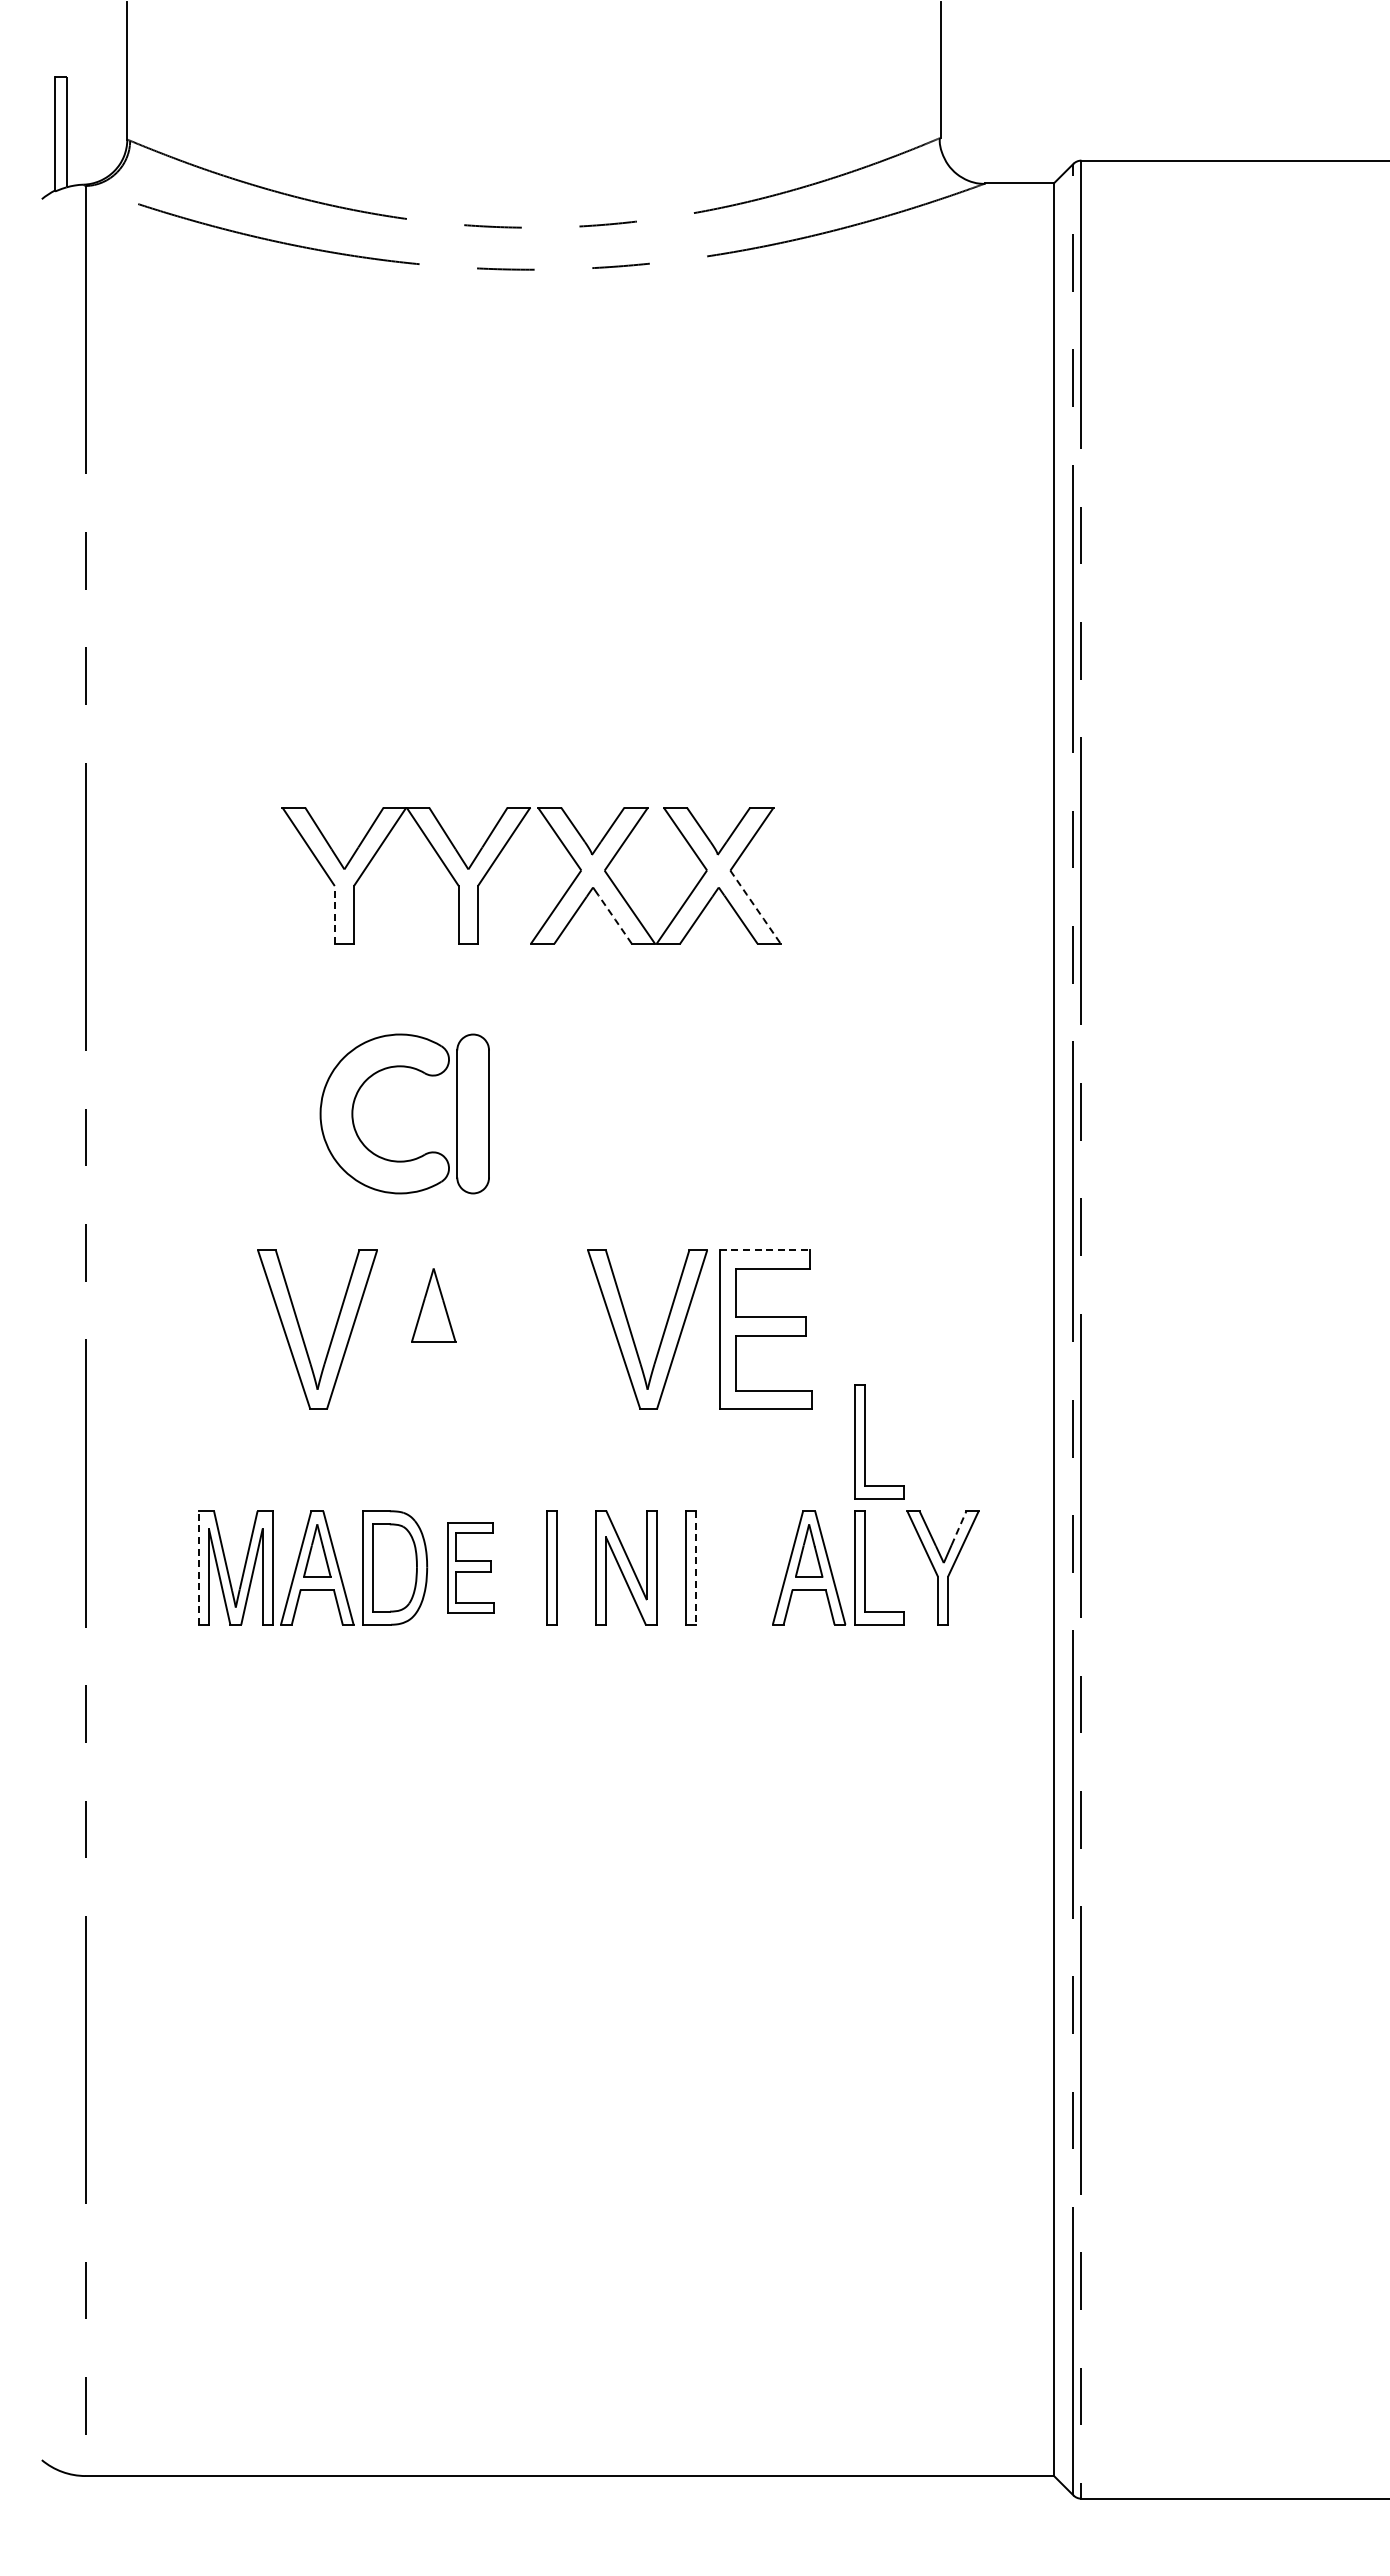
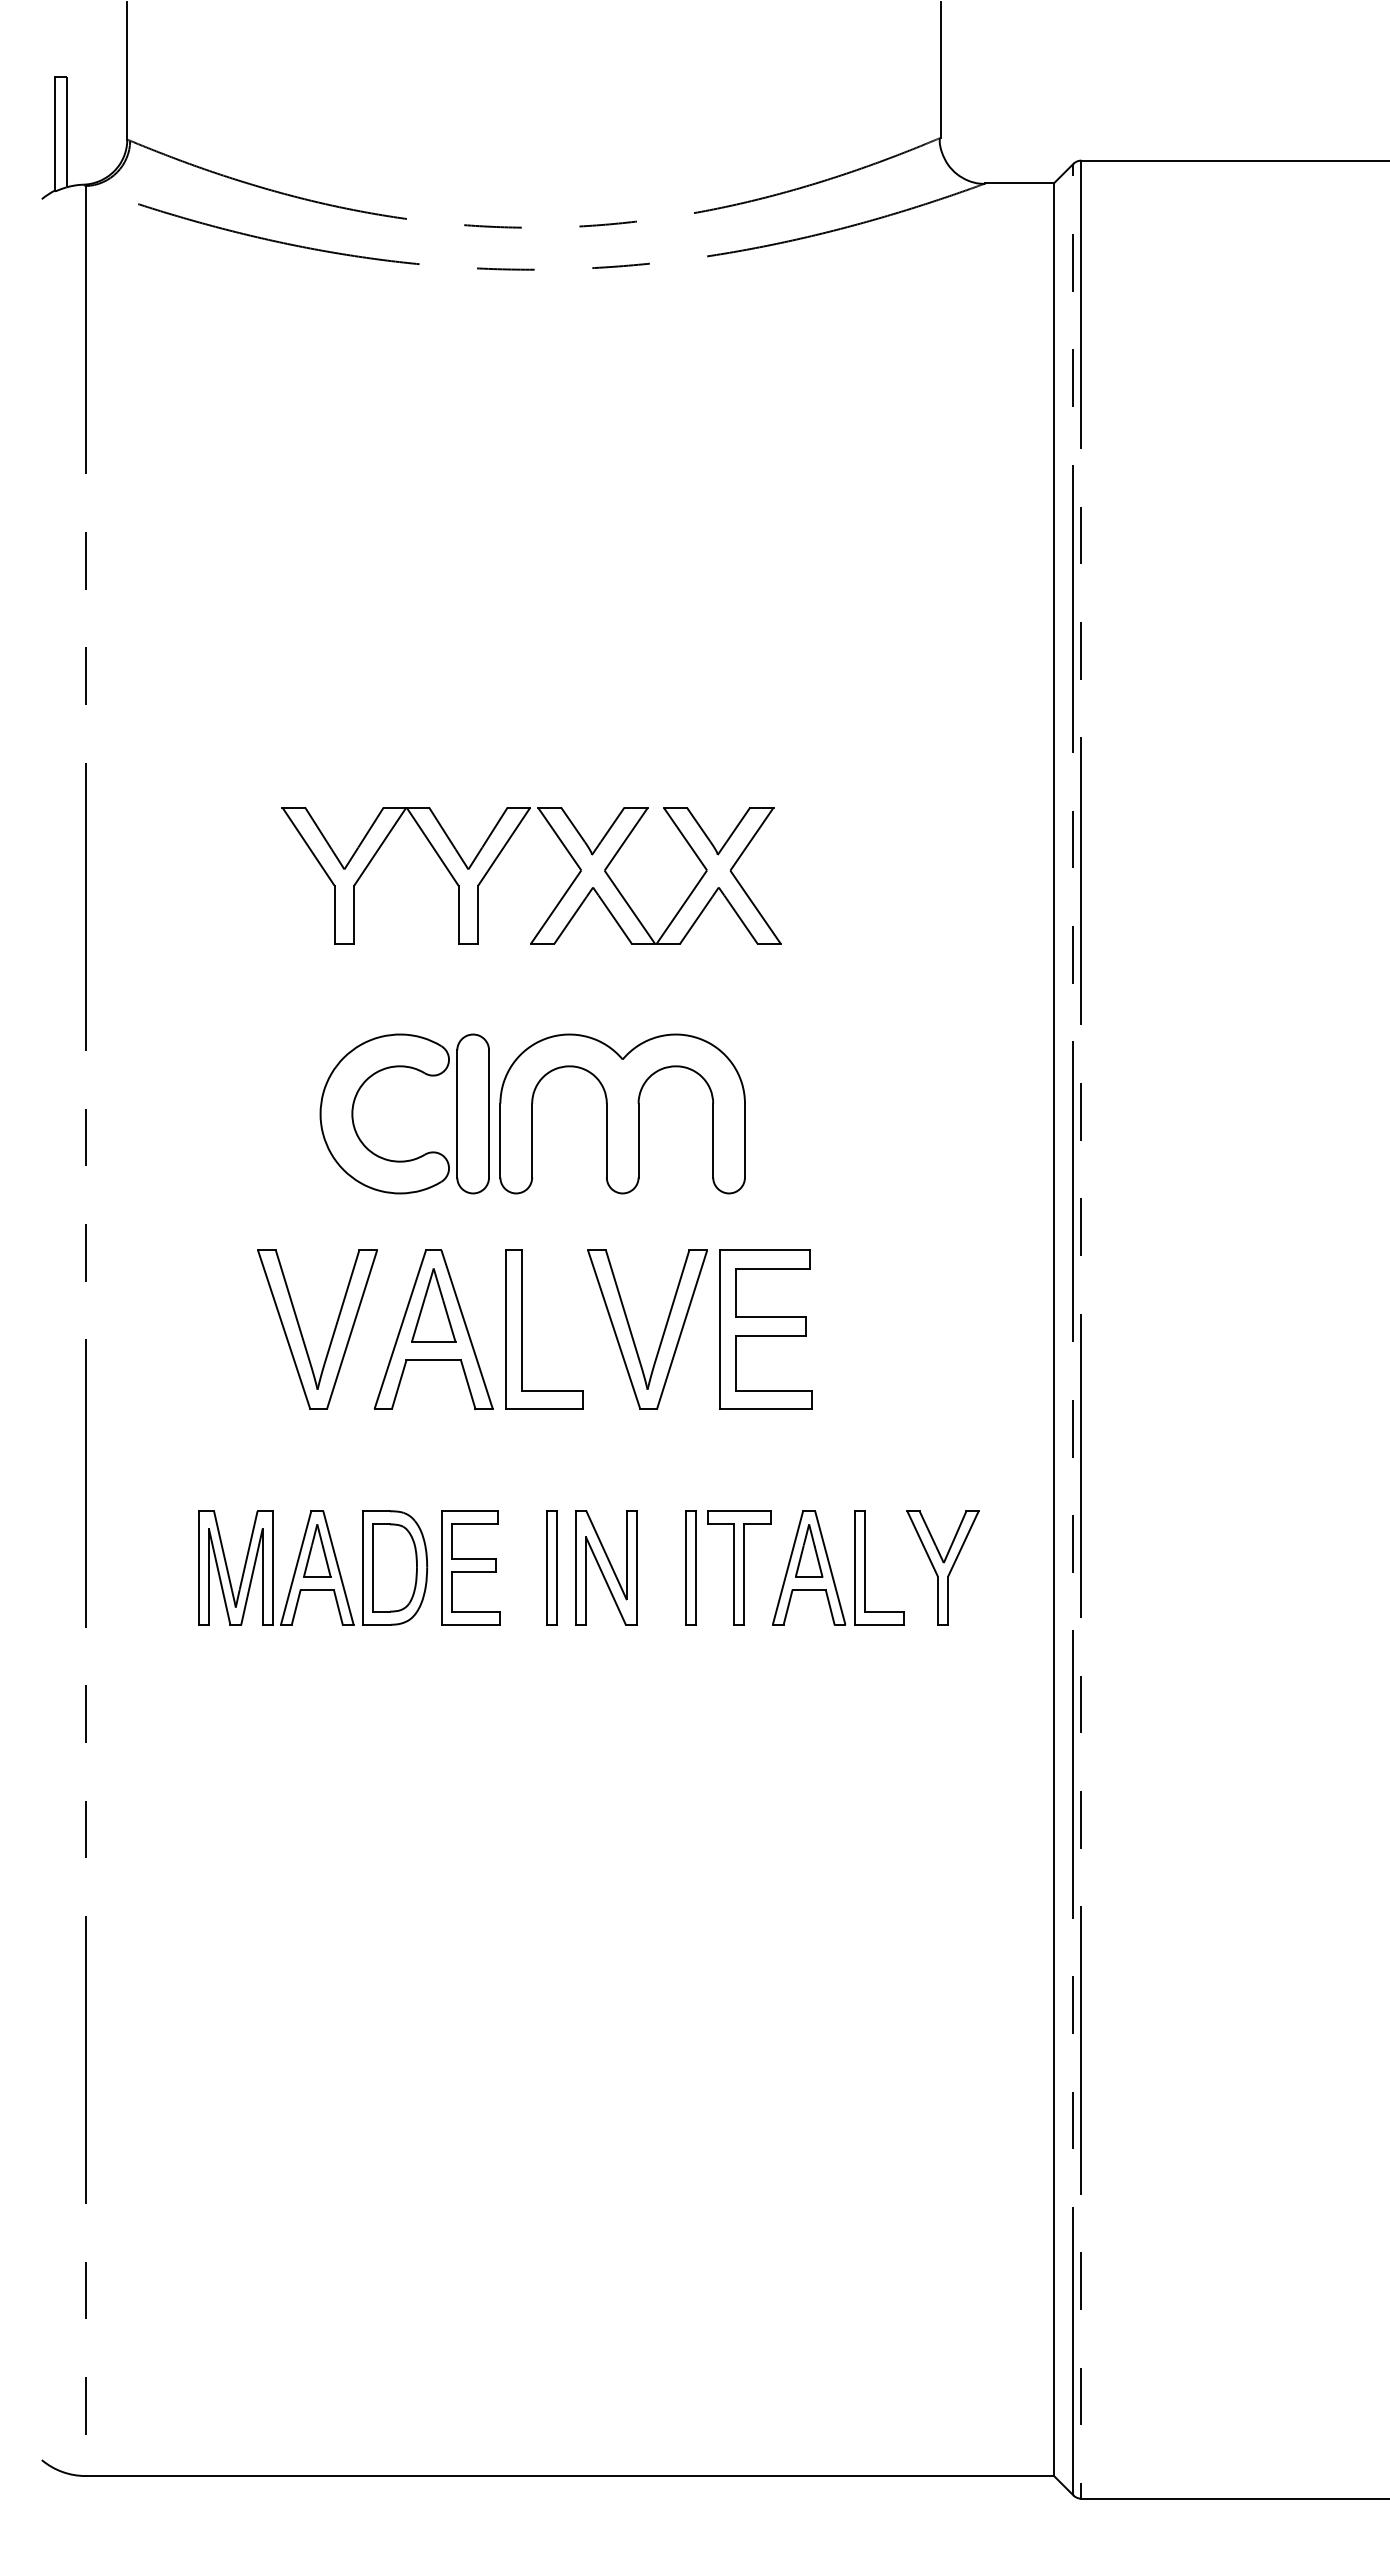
line: dashed -> solid (755, 906)
line: dashed -> solid (334, 914)
line: dashed -> solid (615, 919)
part: none -> present (622, 1113)
line: dashed -> solid (764, 1250)
part: none -> present (433, 1329)
part: none -> present (522, 1329)
part: present -> none (865, 1441)
line: dashed -> solid (959, 1528)
part size: 48x92 px -> 60x116 px (470, 1567)
part position: (626, 1567) -> (606, 1567) (606, 1567)
part: none -> present (739, 1567)
line: dashed -> solid (198, 1568)
line: dashed -> solid (696, 1568)
